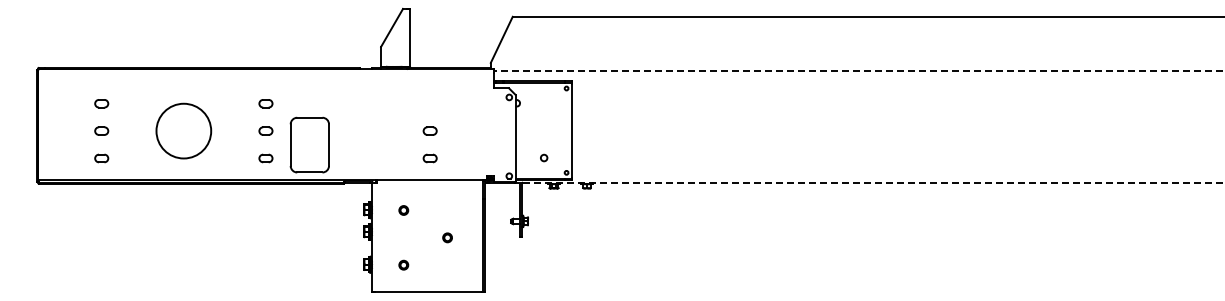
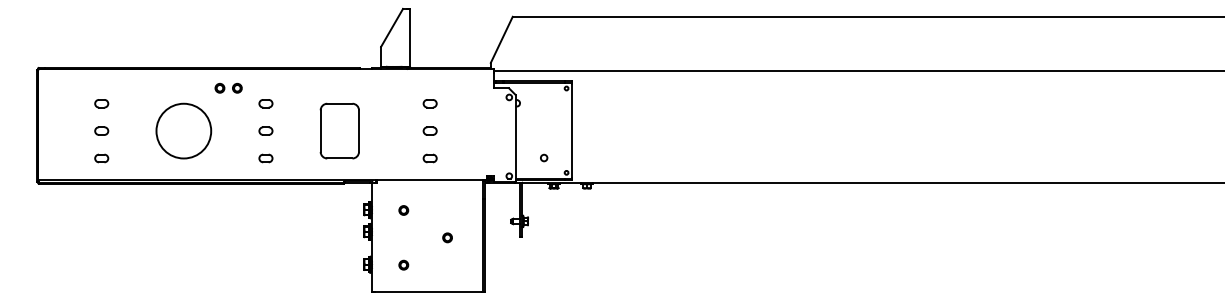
line: dashed -> solid (858, 71)
part: none -> present (228, 87)
part: none -> present (429, 103)
part position: (309, 144) -> (339, 130) (339, 130)
line: dashed -> solid (869, 182)
